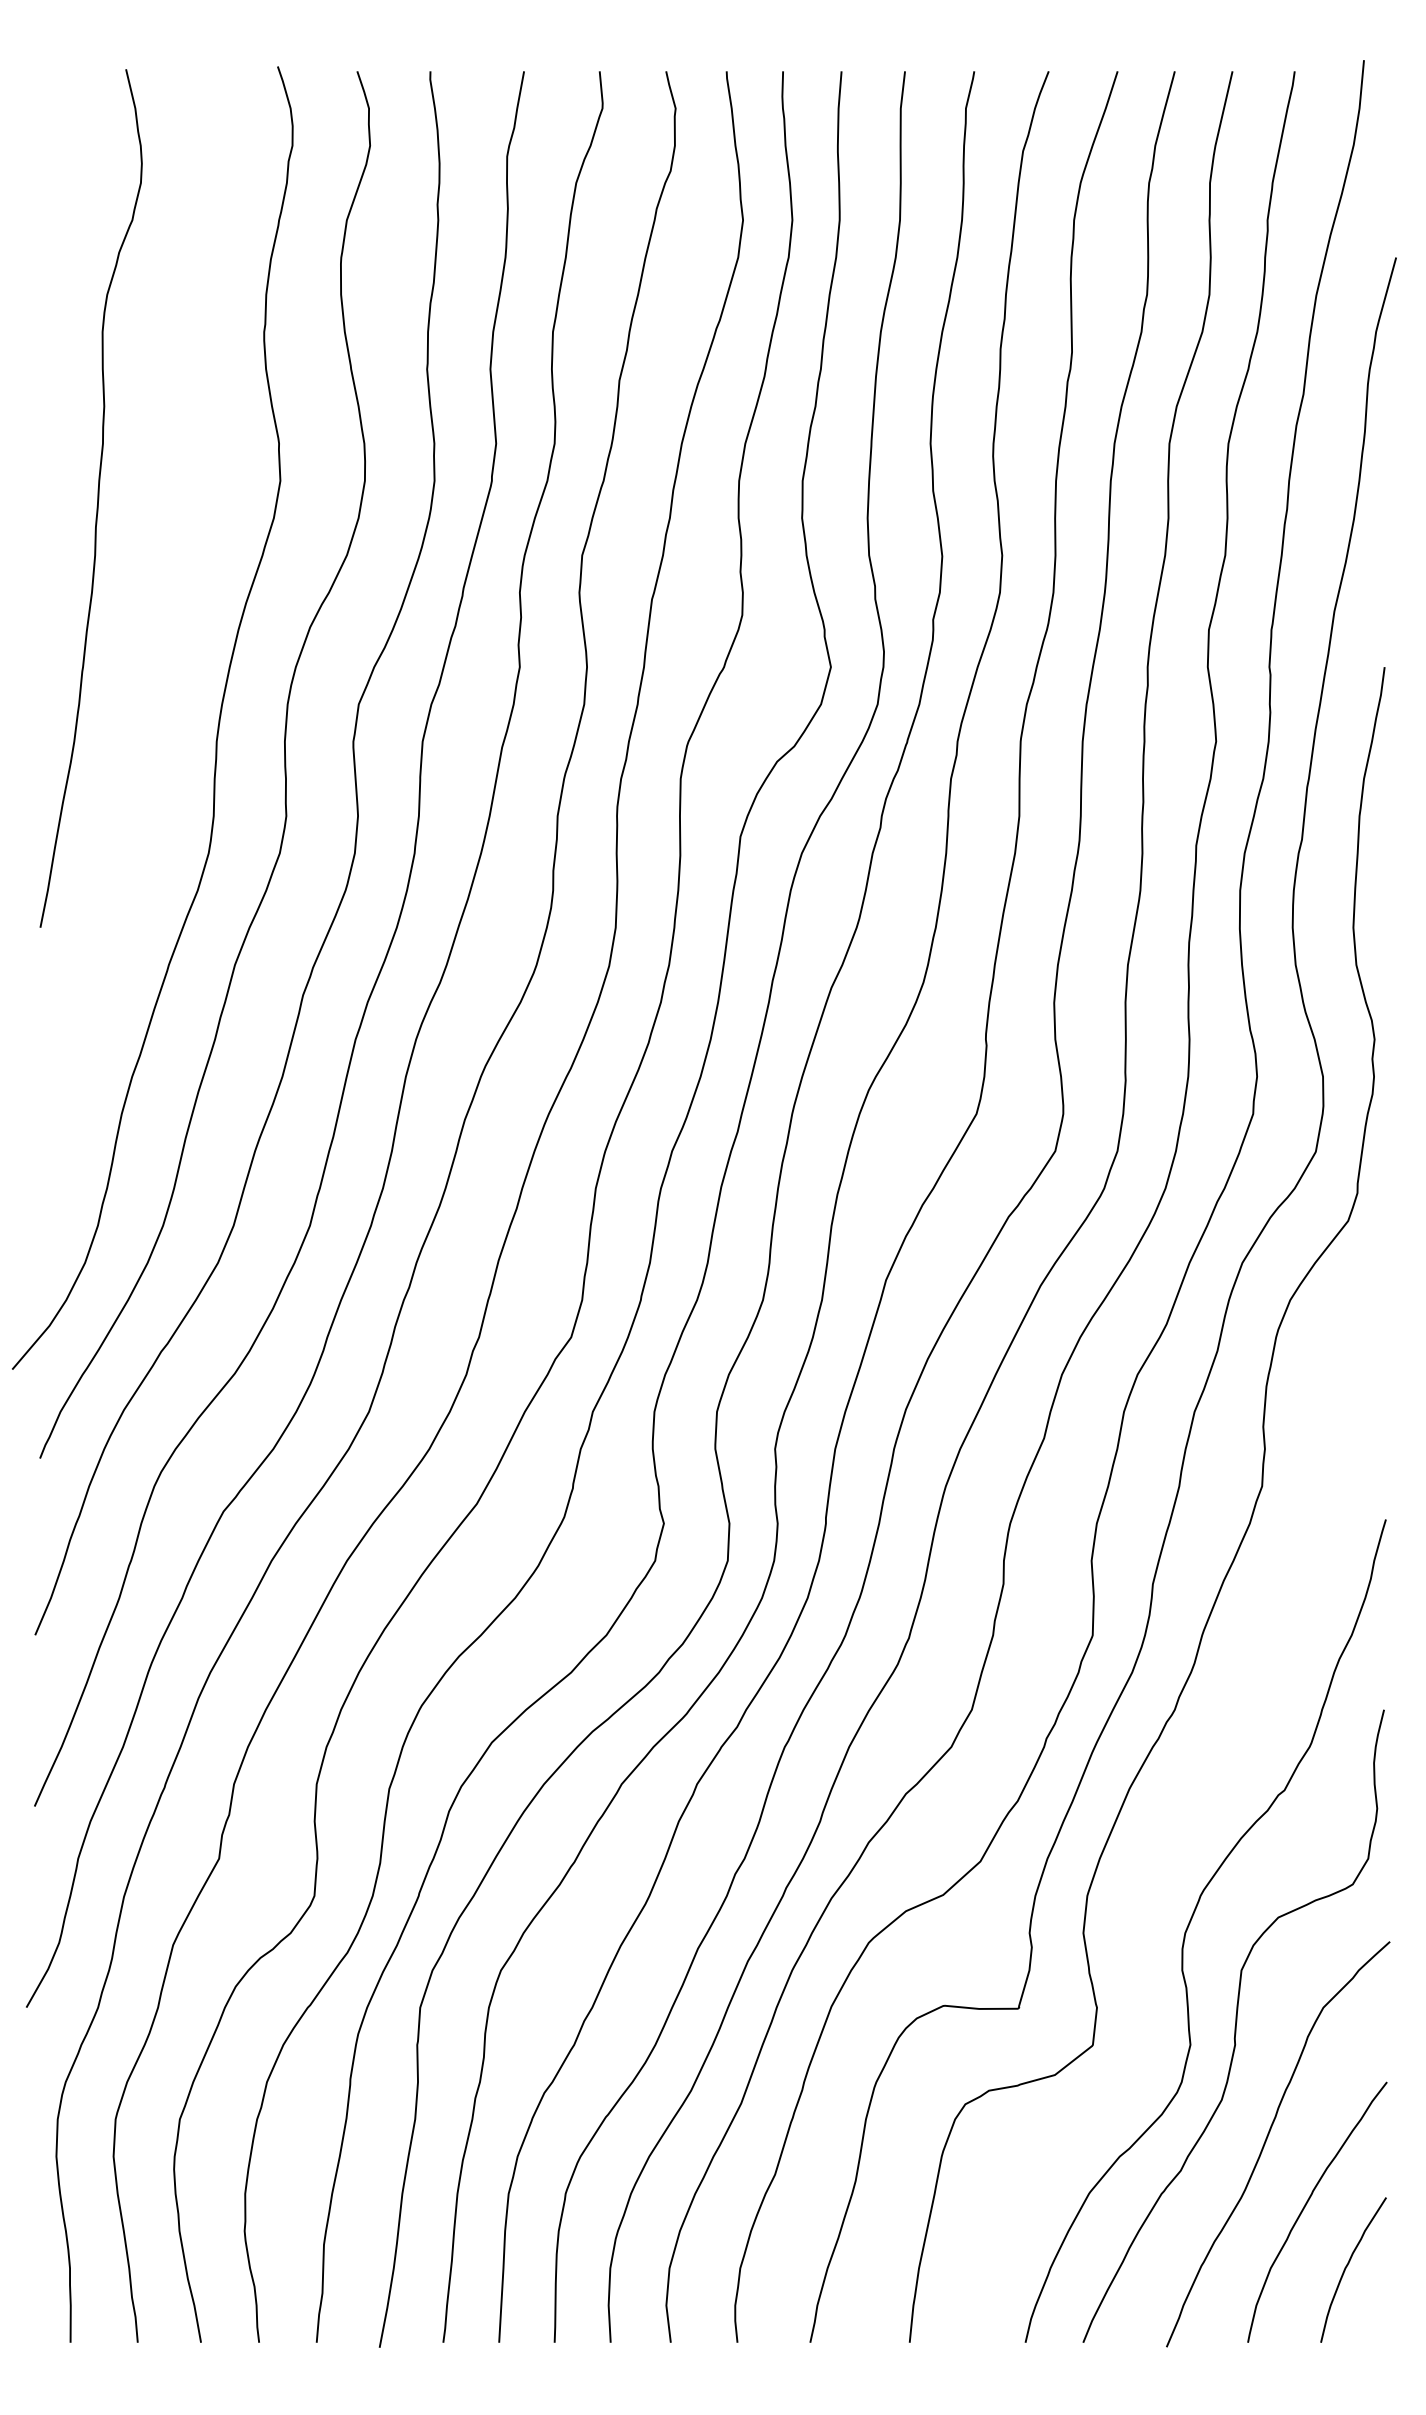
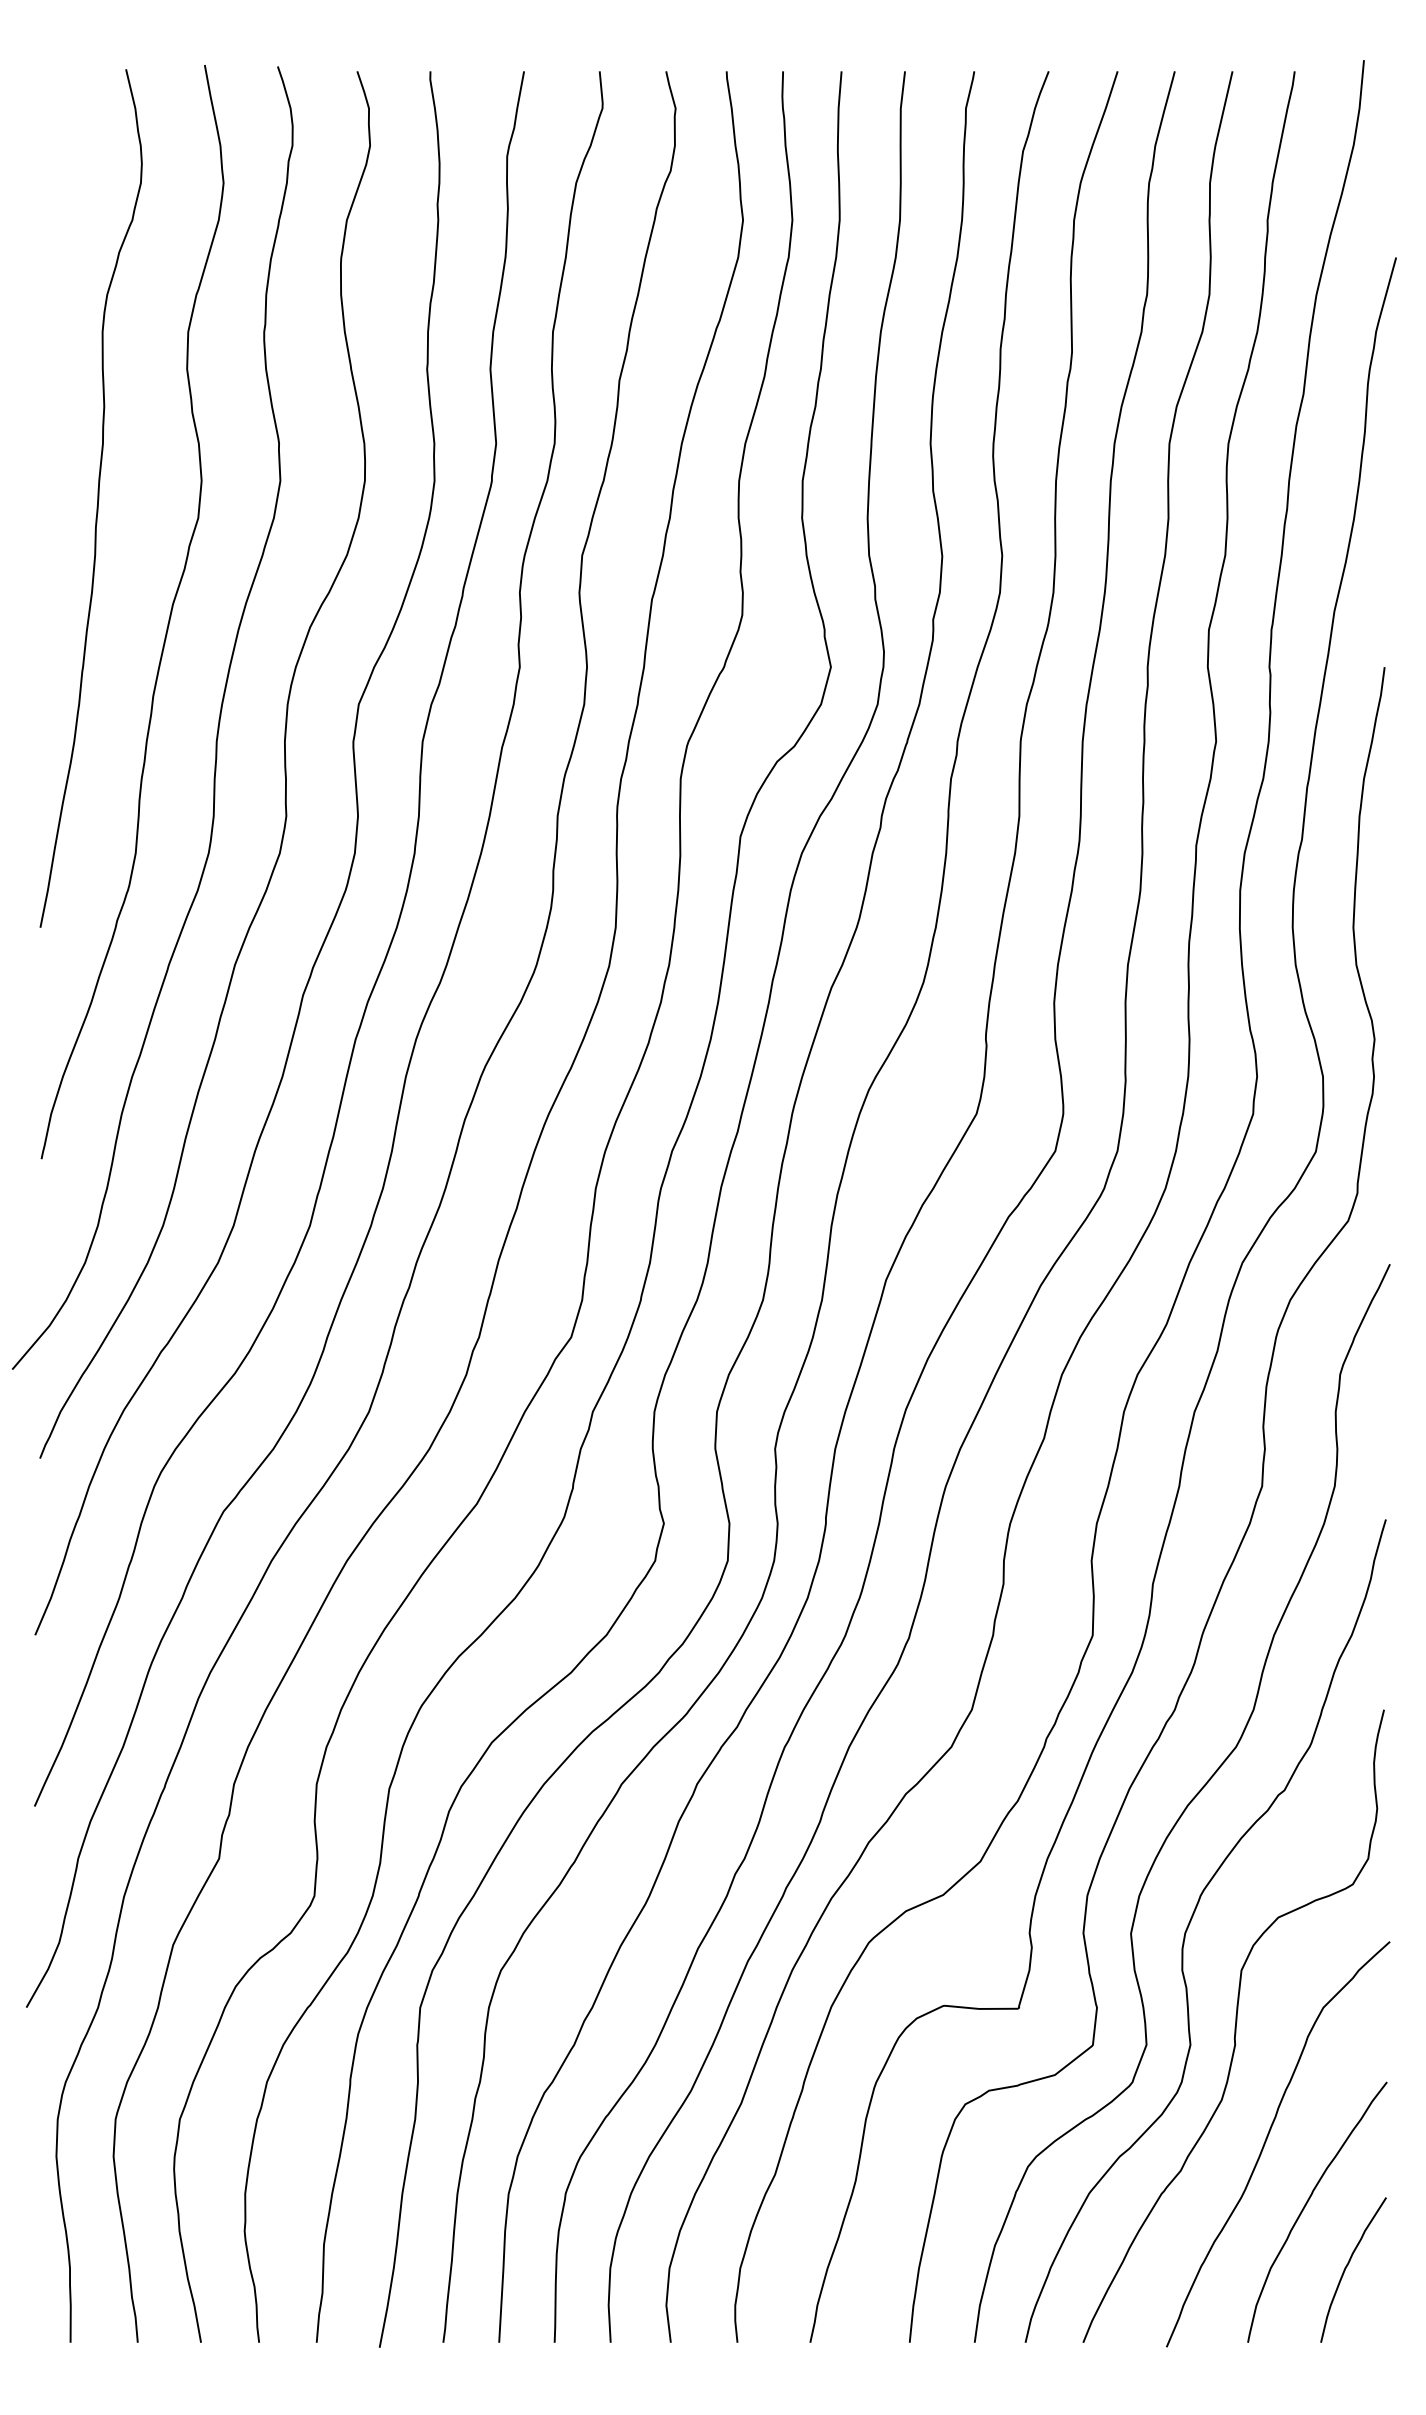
curve: none -> present (168, 619)
curve: none -> present (1186, 1805)
